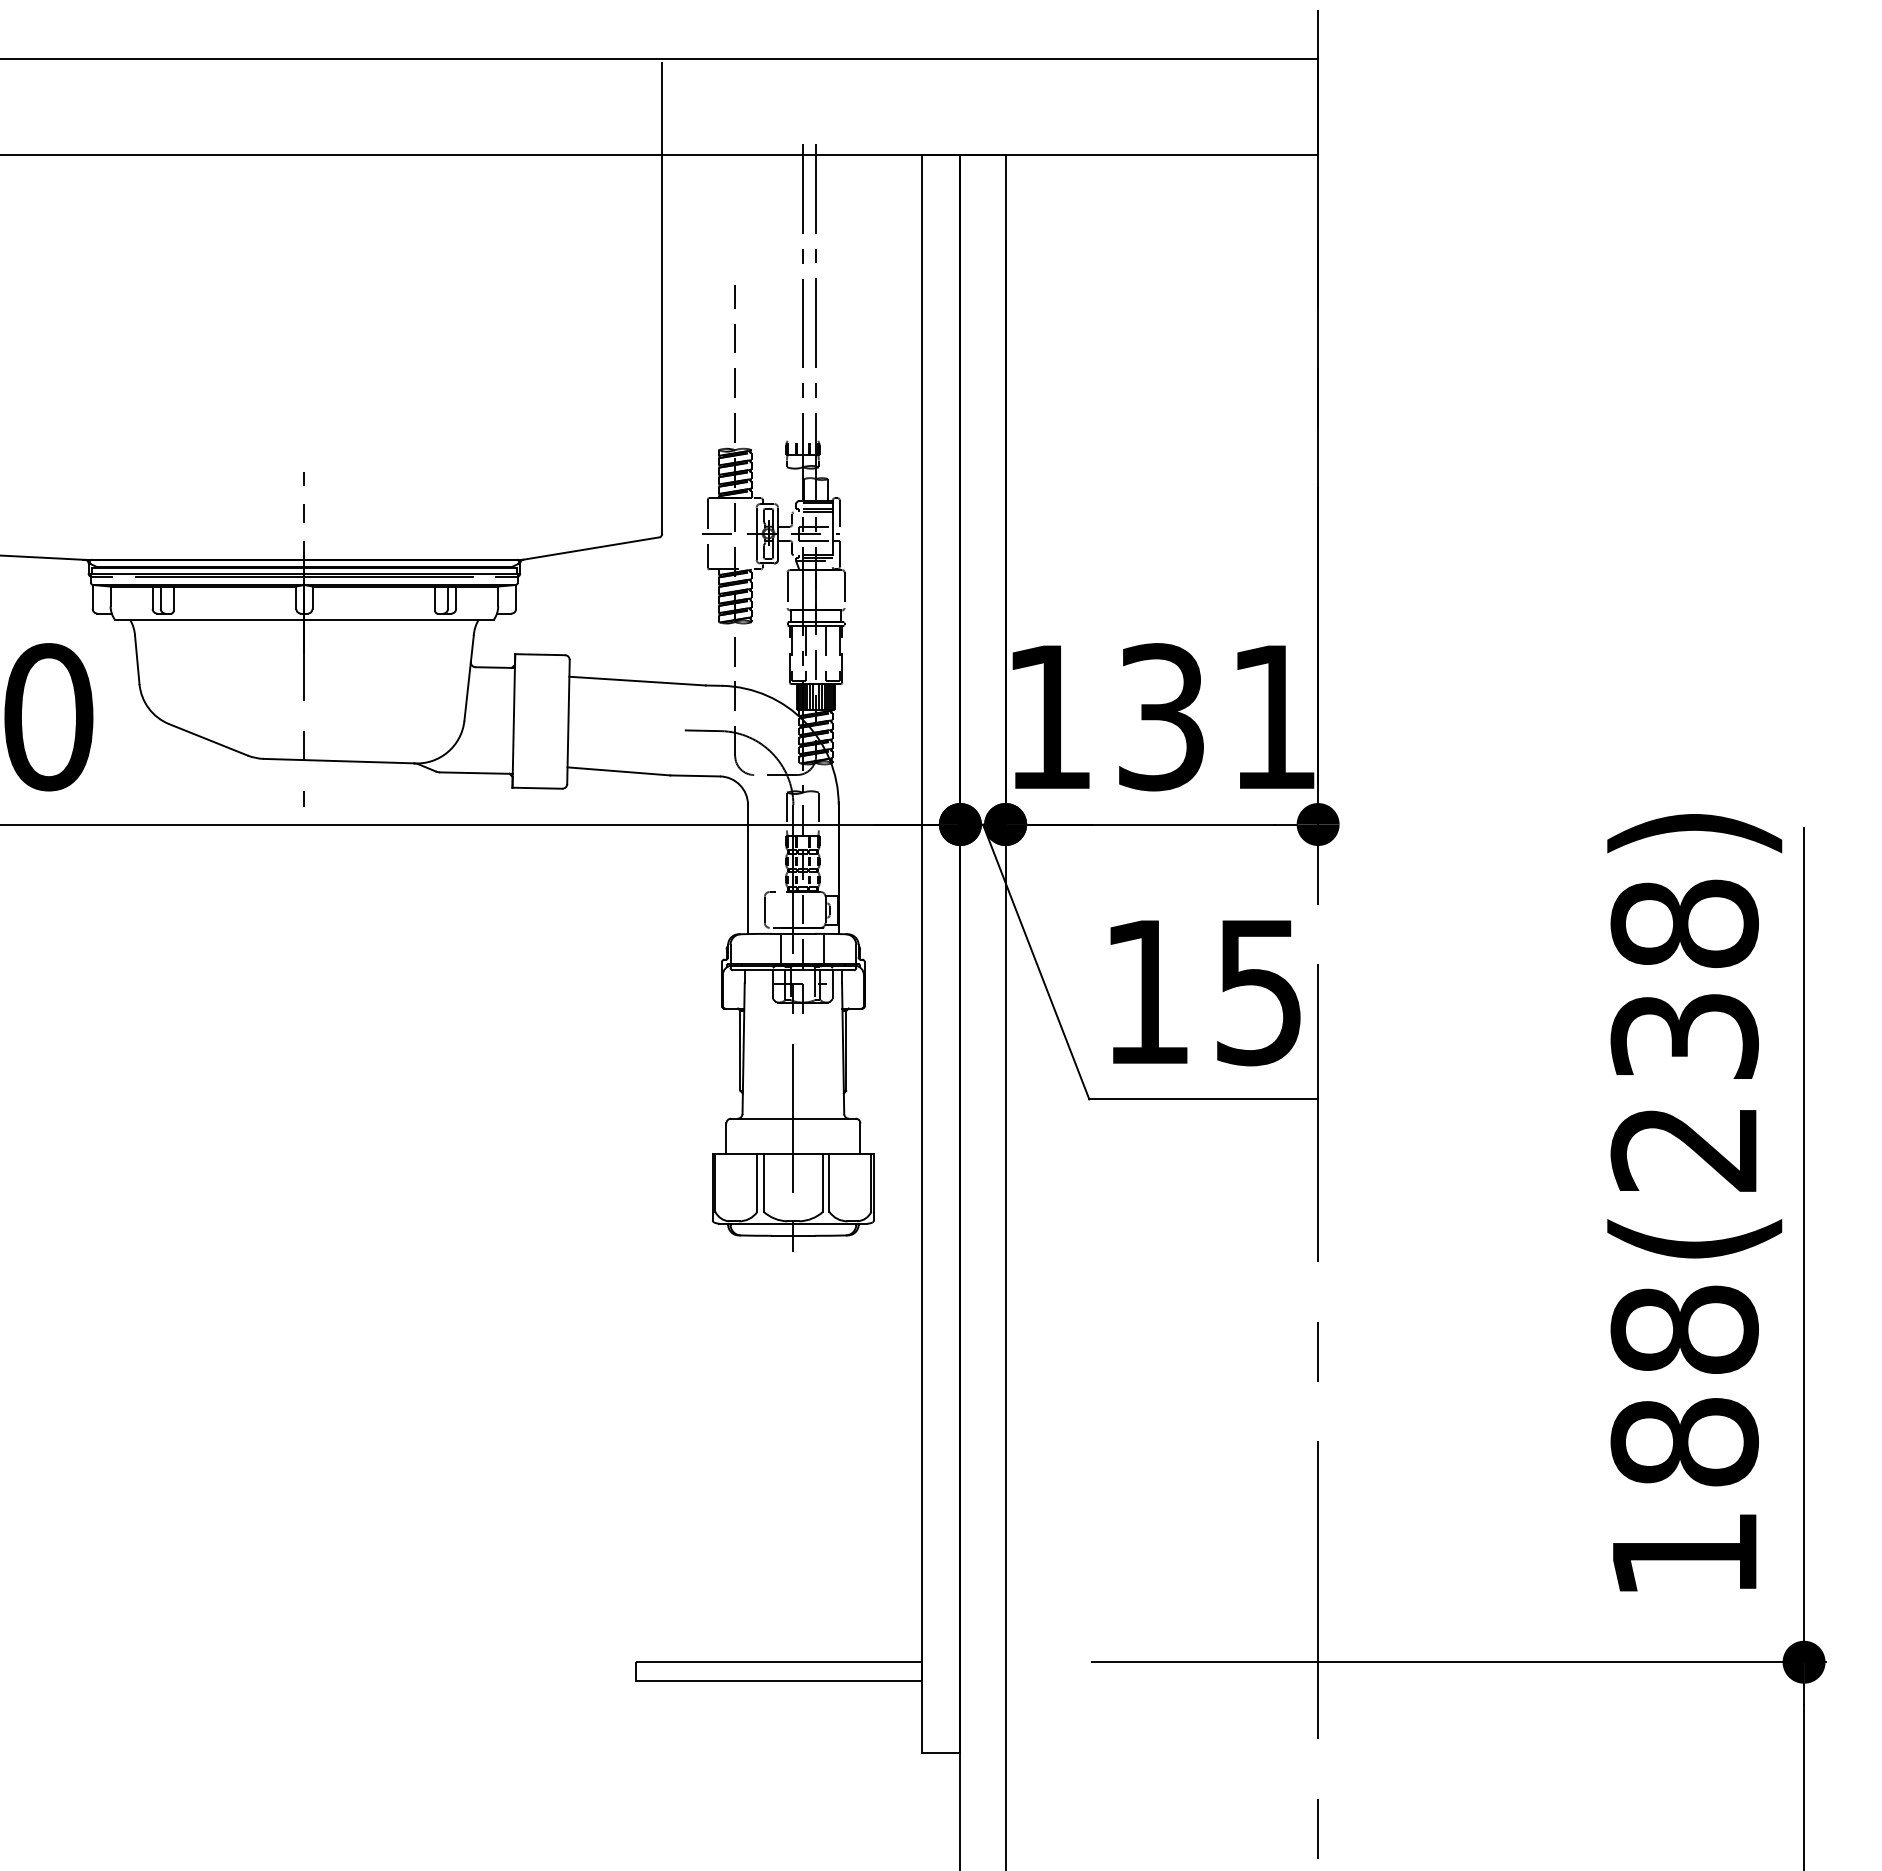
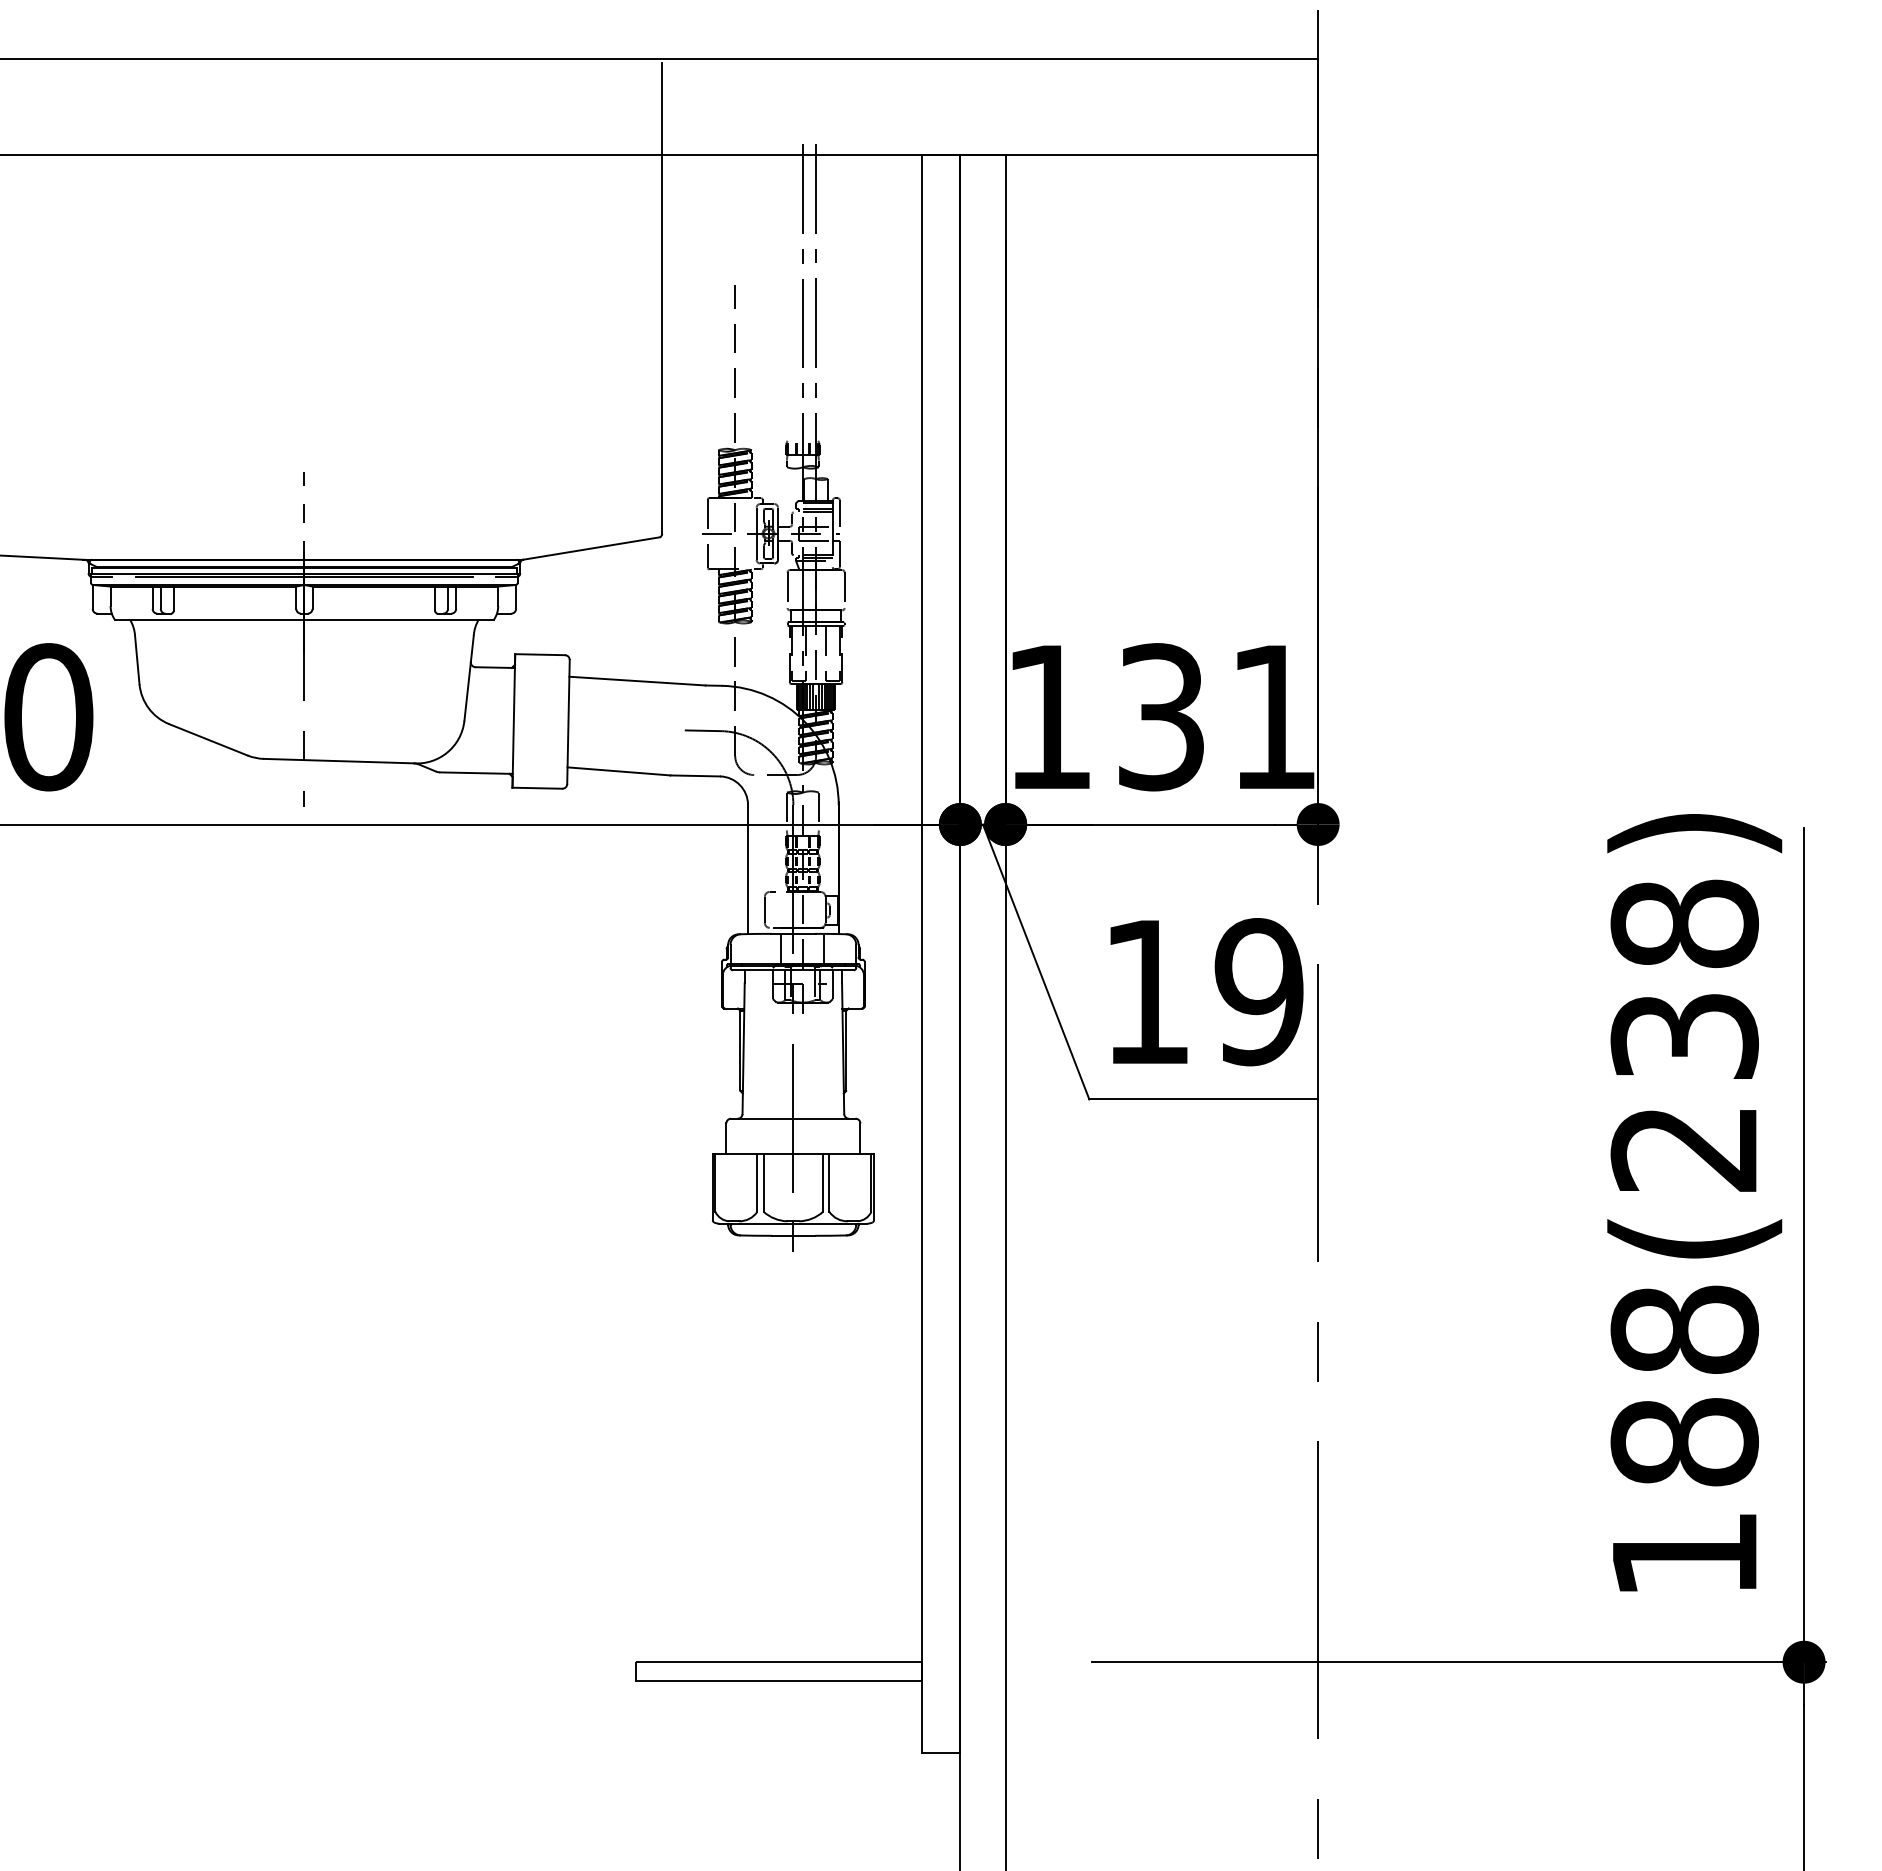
text: 15 -> 19 (1258, 992)
